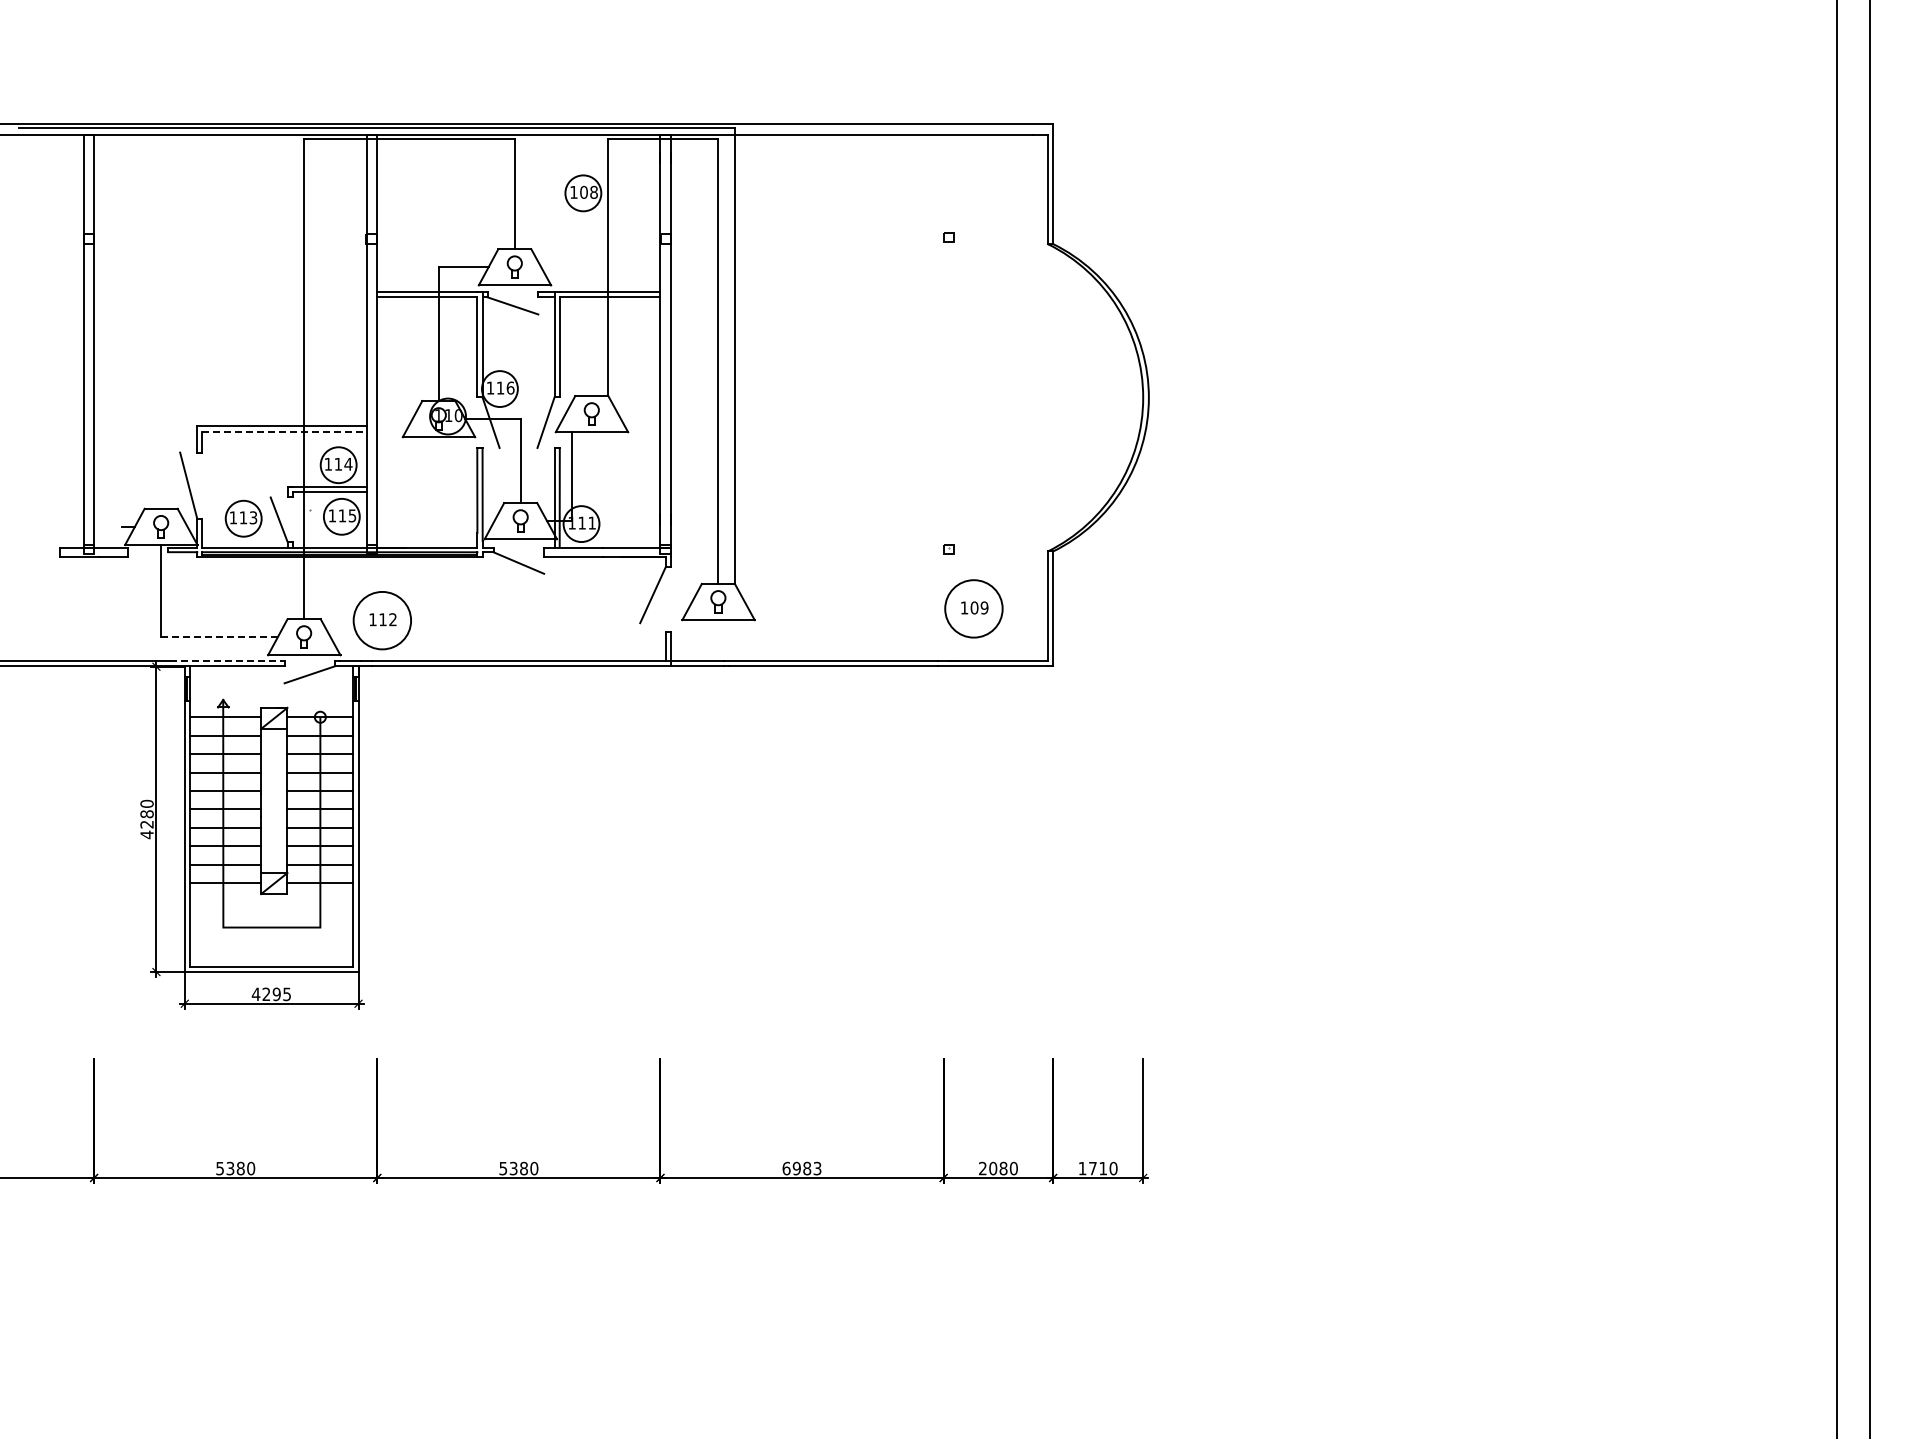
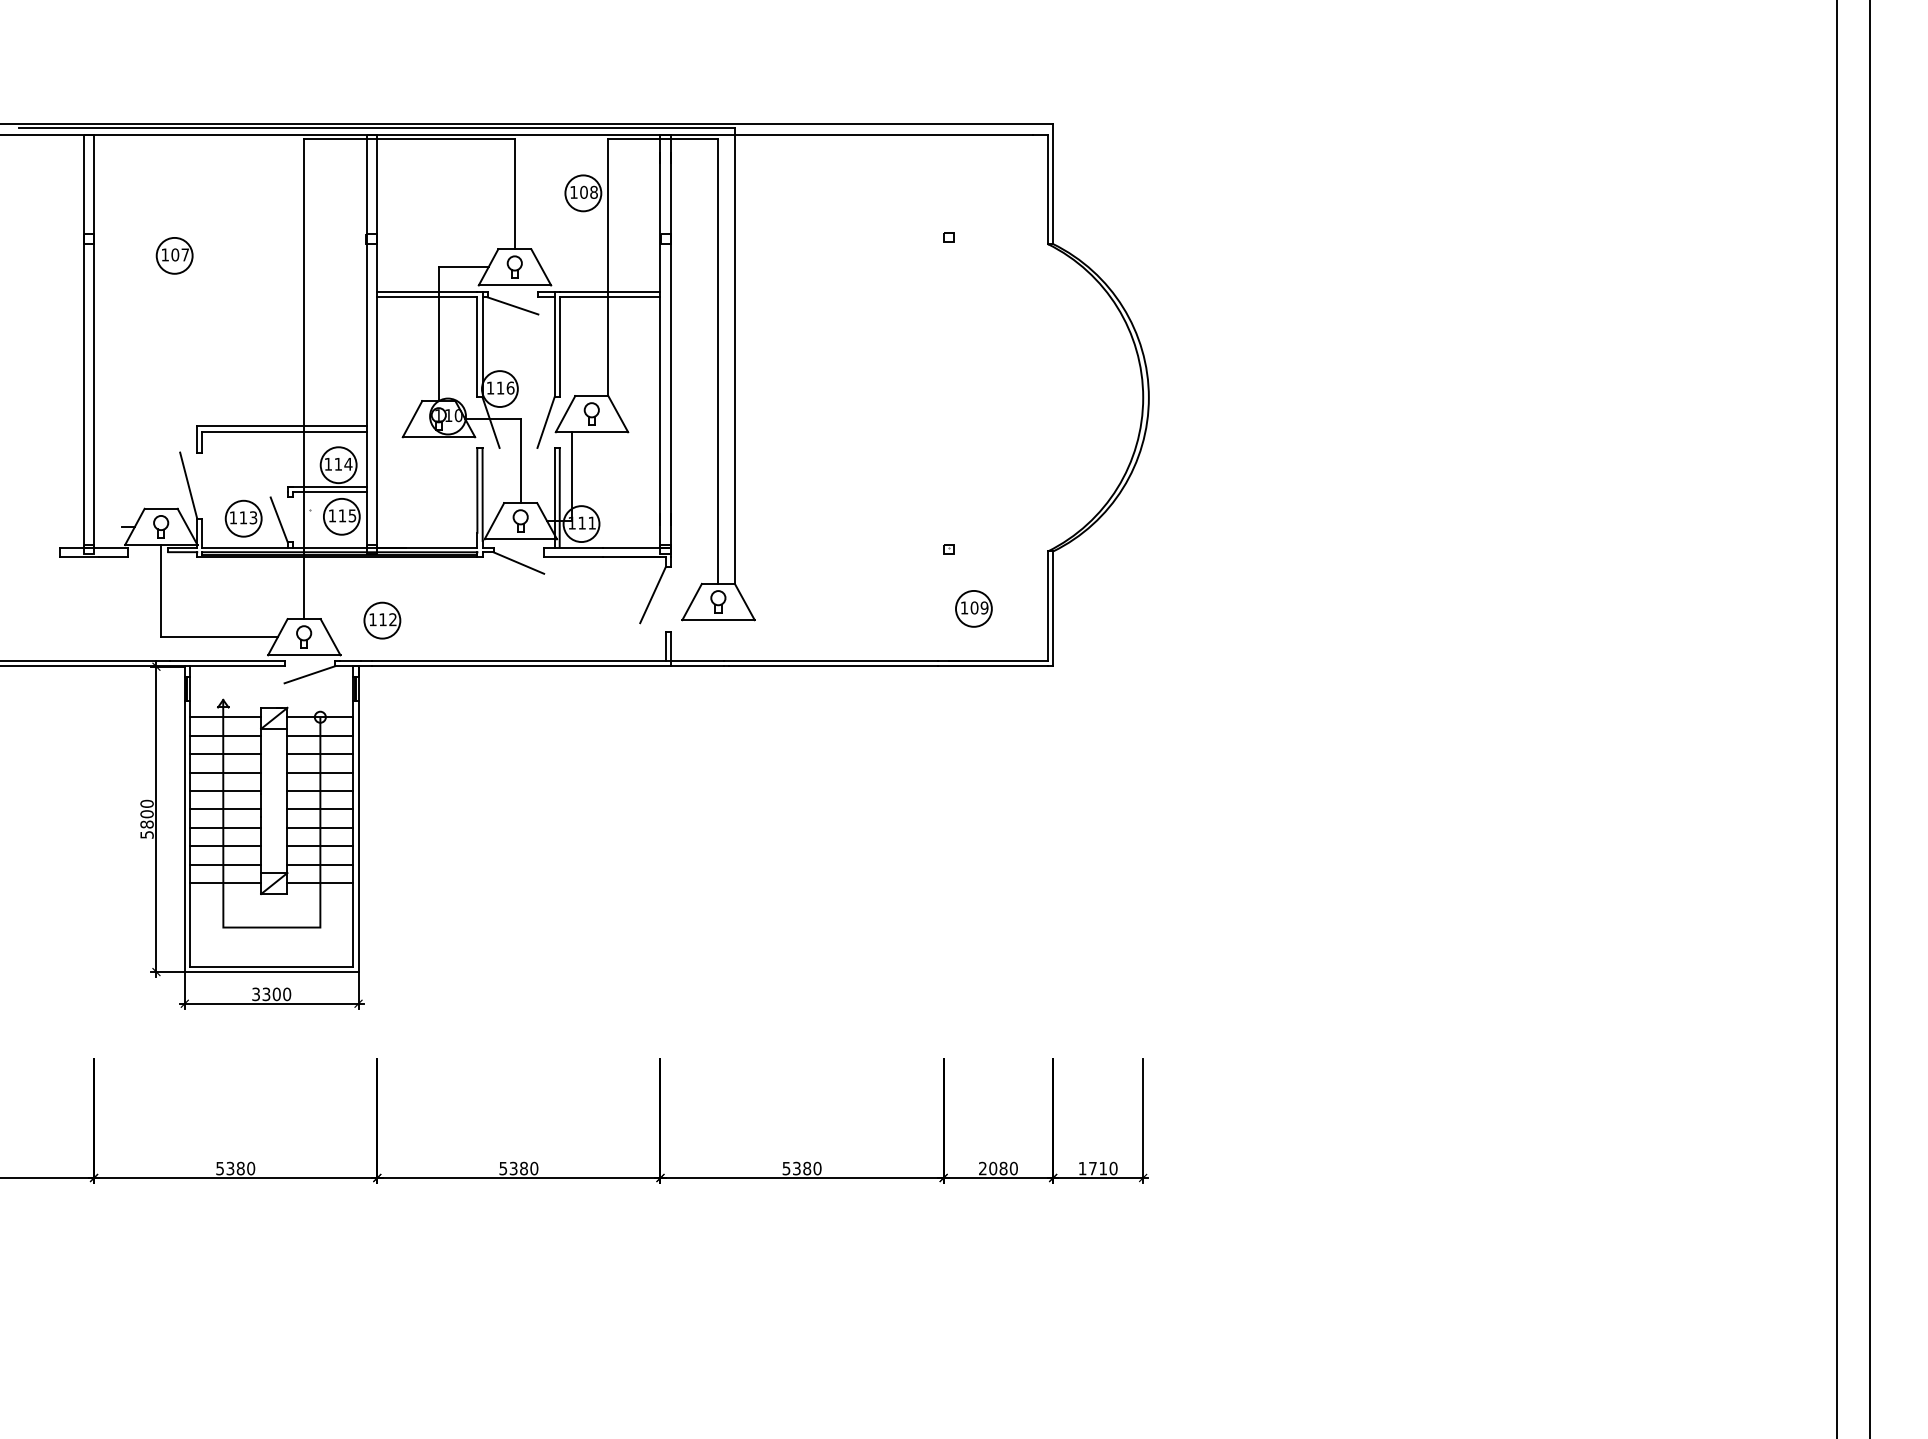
part: none -> present (174, 255)
line: dashed -> solid (285, 431)
circle diameter: 57 px -> 36 px (973, 608)
circle diameter: 57 px -> 36 px (382, 620)
line: dashed -> solid (220, 637)
line: dashed -> solid (227, 660)
text: 4280 -> 5800 (146, 824)
text: 4295 -> 3300 (271, 994)
text: 6983 -> 5380 (801, 1168)
